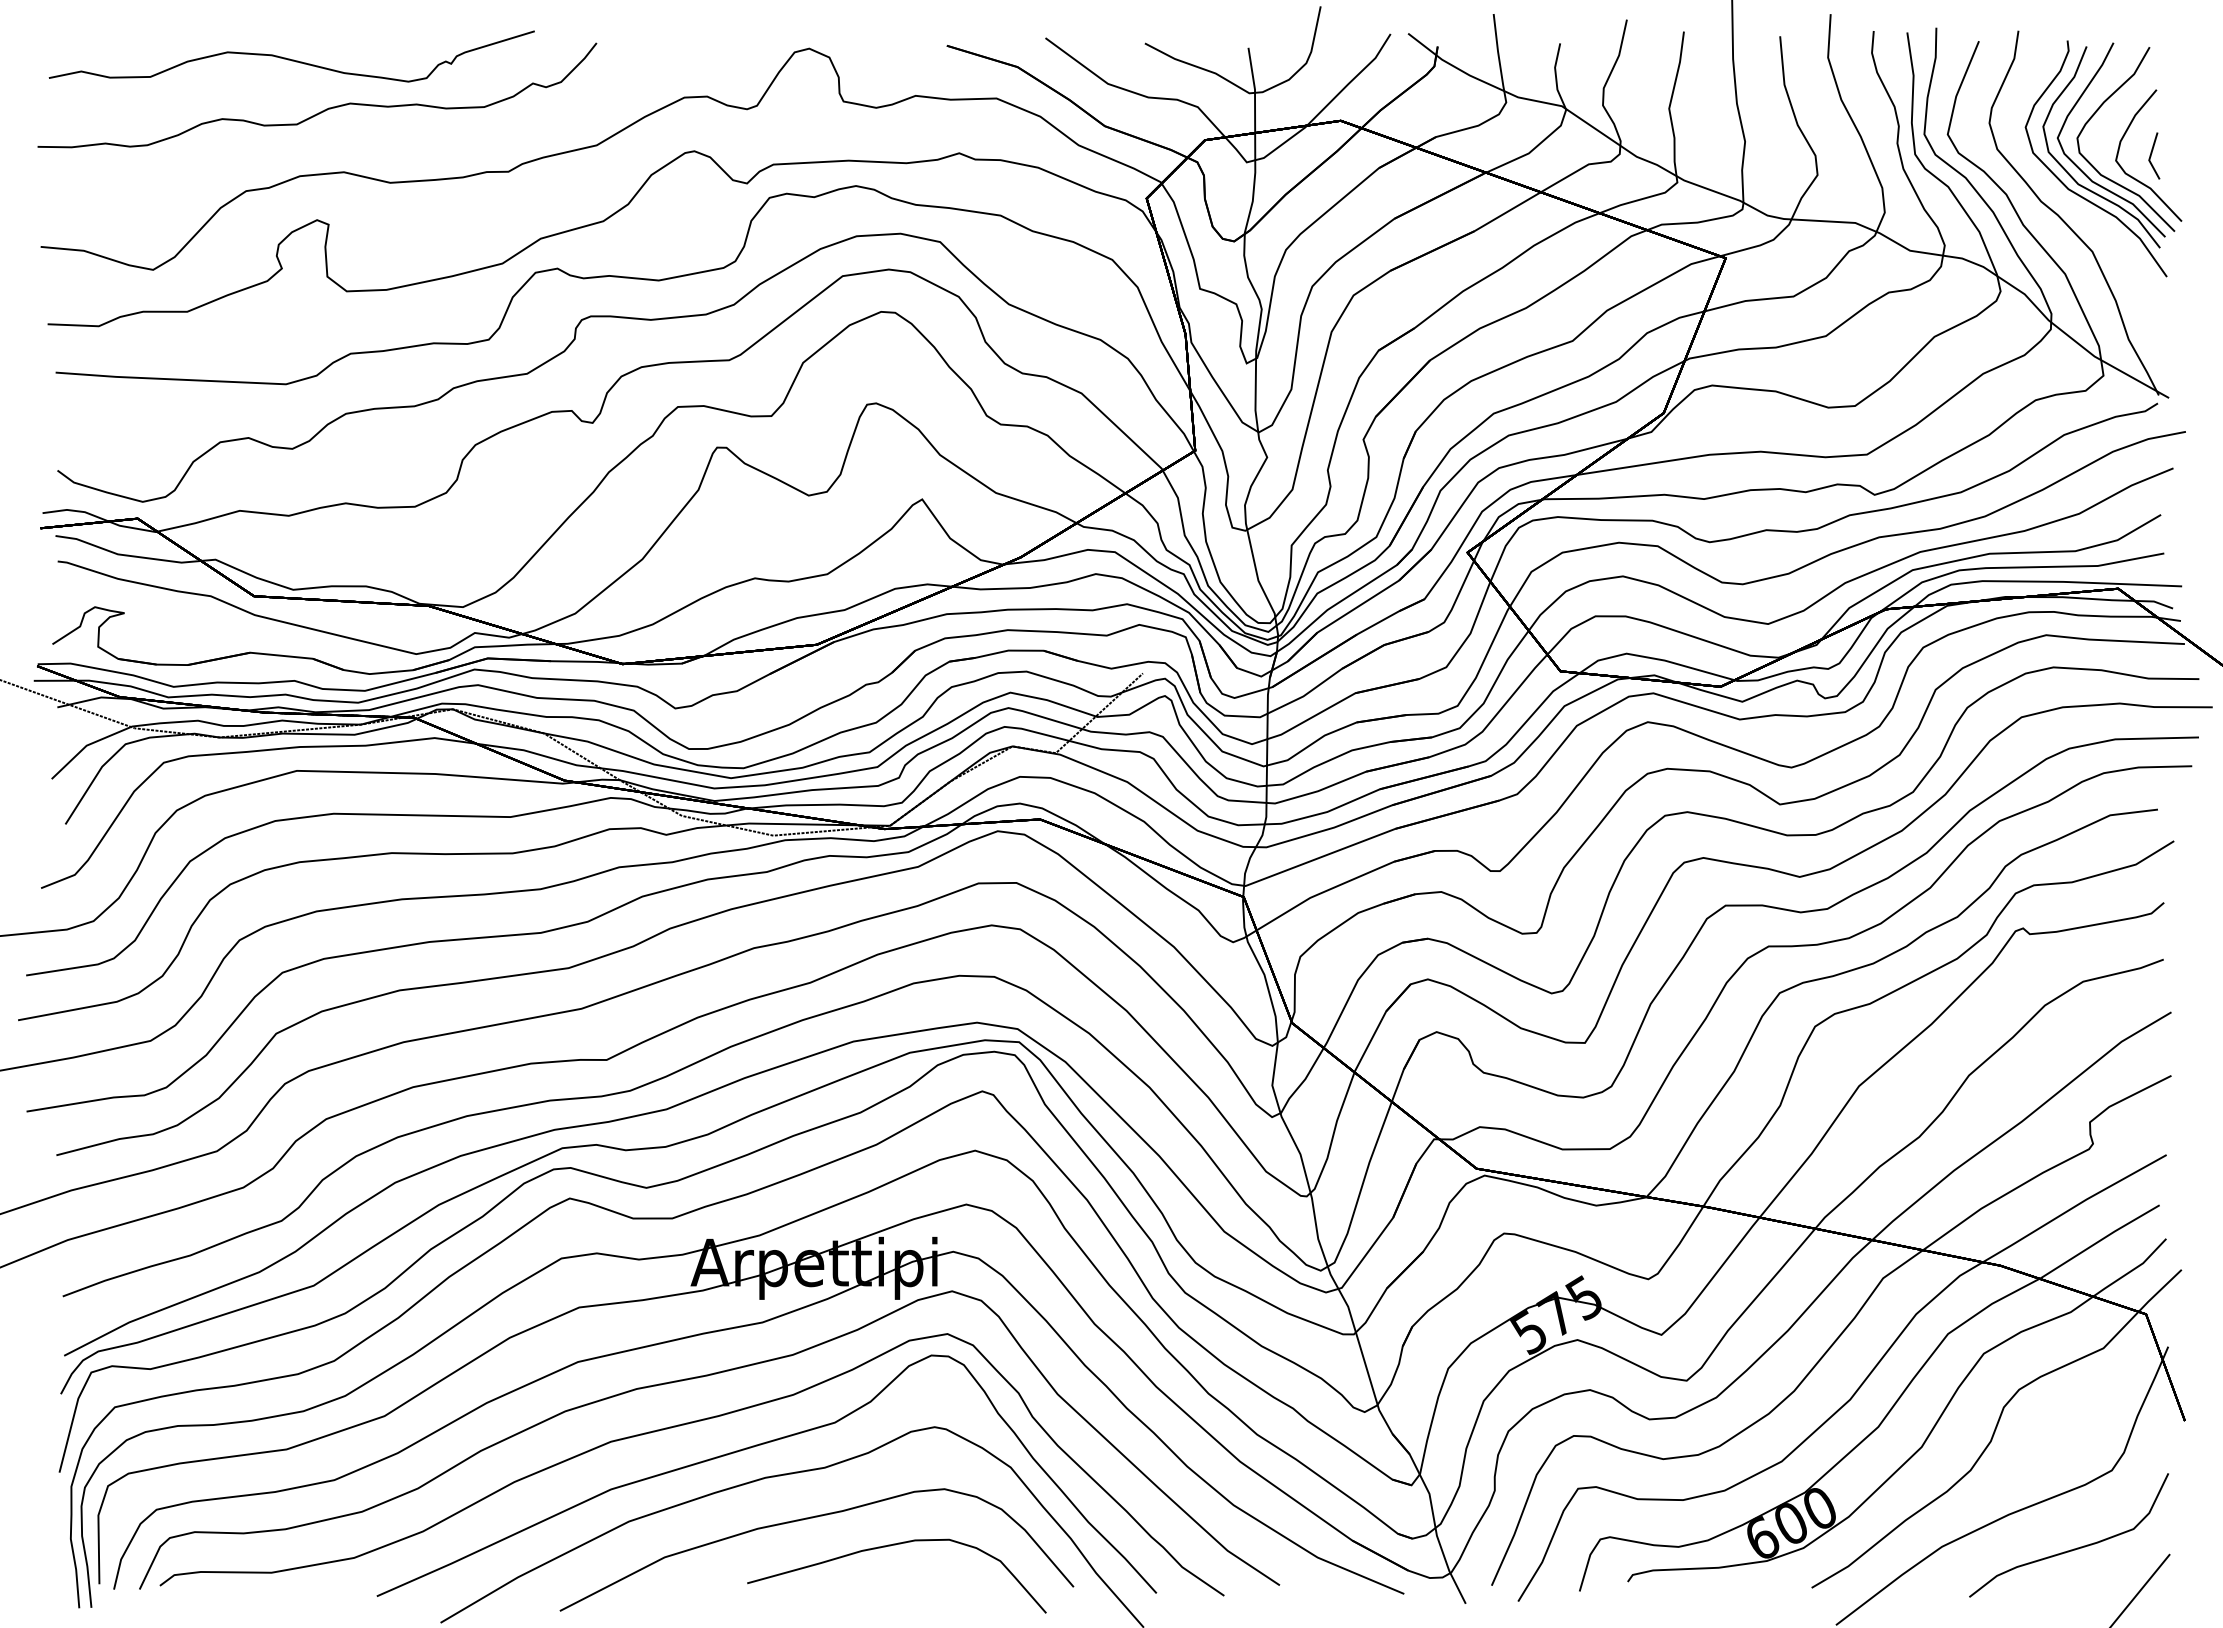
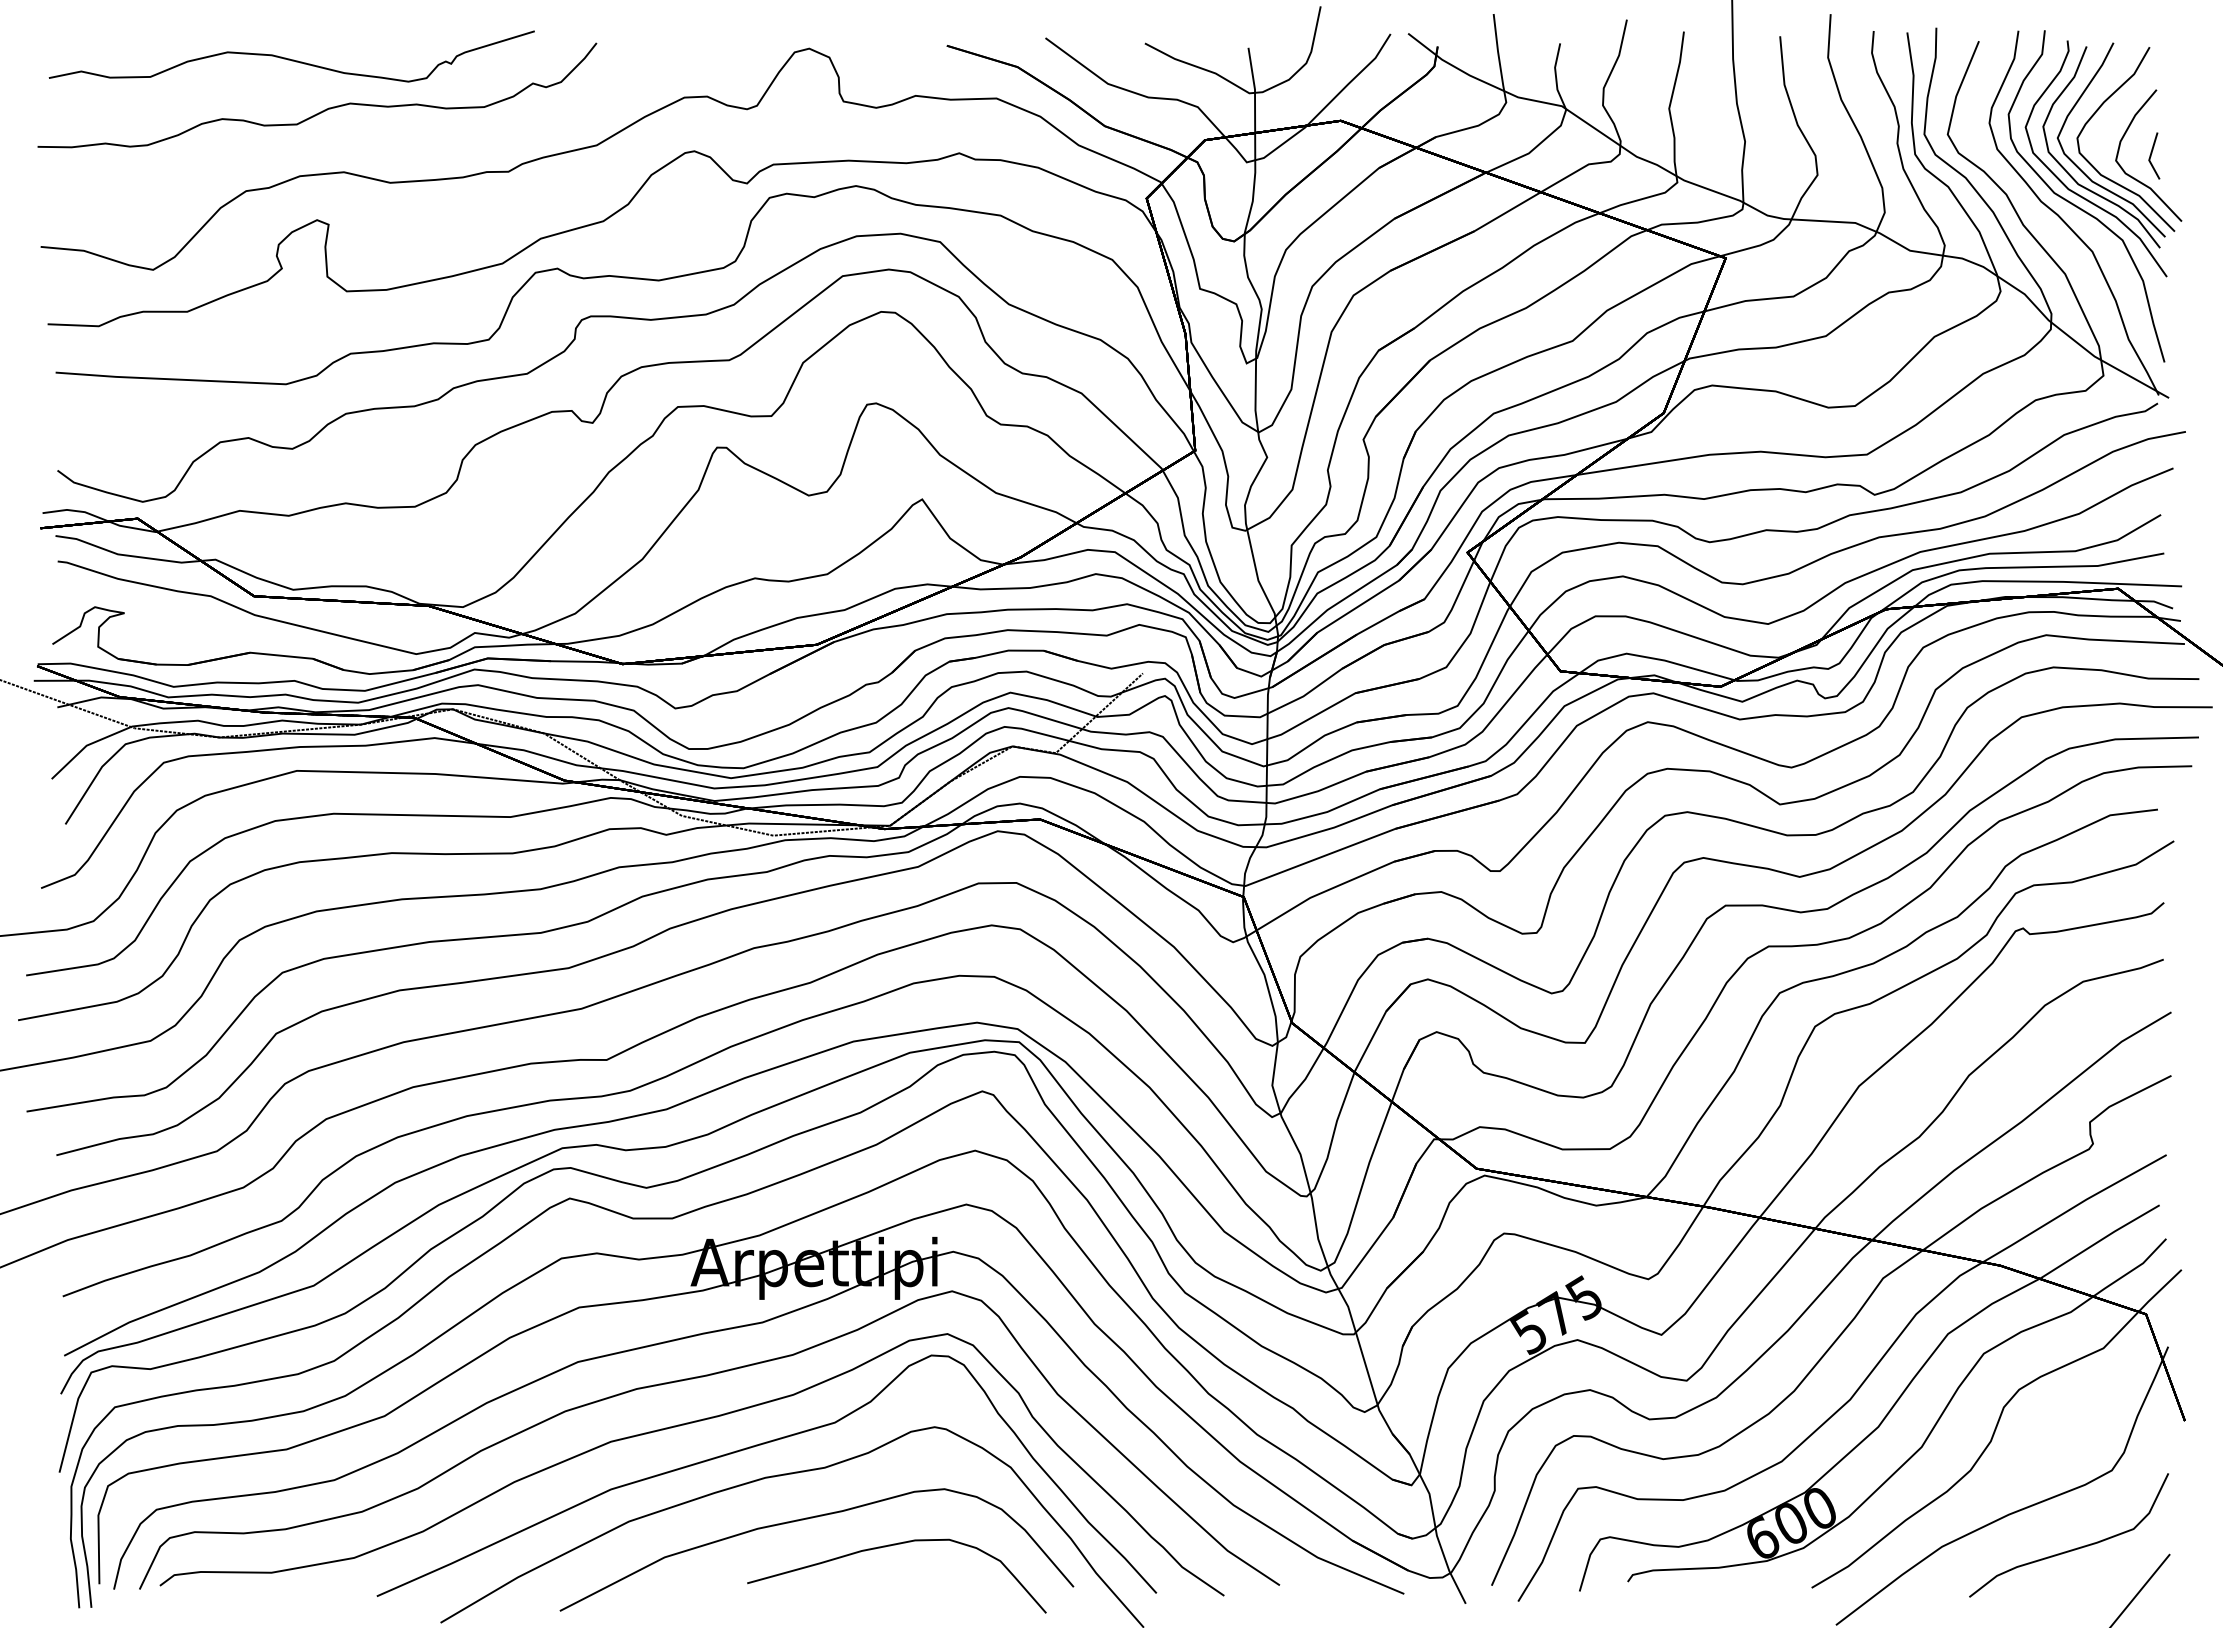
curve: none -> present (2080, 207)
